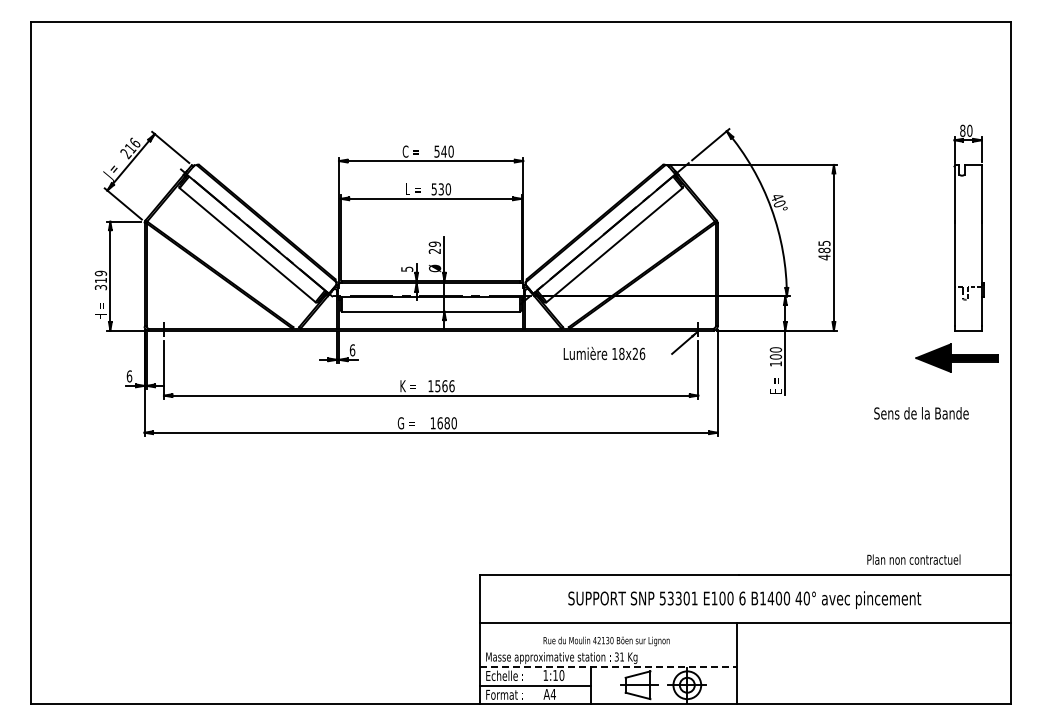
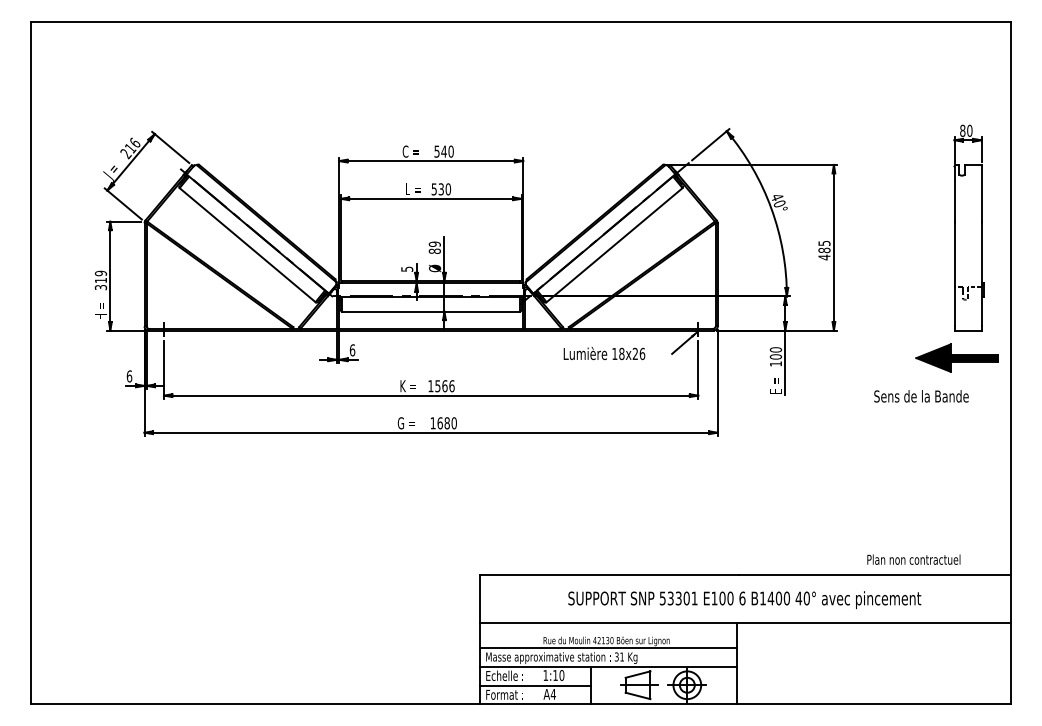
text: 29 -> 89 (434, 250)
text position: (921, 413) -> (921, 396) (921, 396)
line: none -> present (607, 648)
line: dashed -> solid (608, 666)
